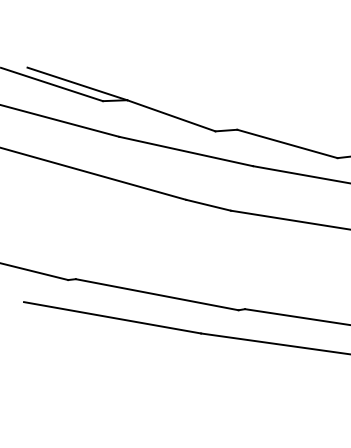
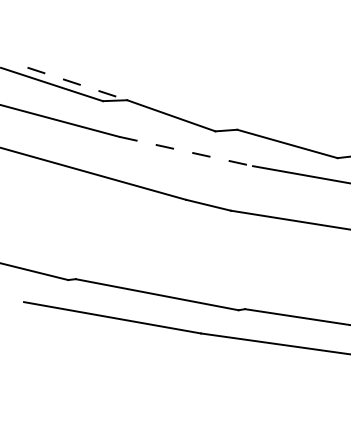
line: solid -> dashed (77, 84)
line: solid -> dashed (186, 151)
